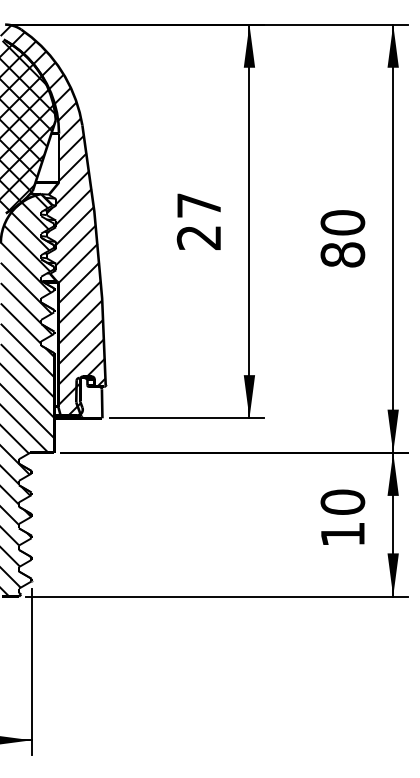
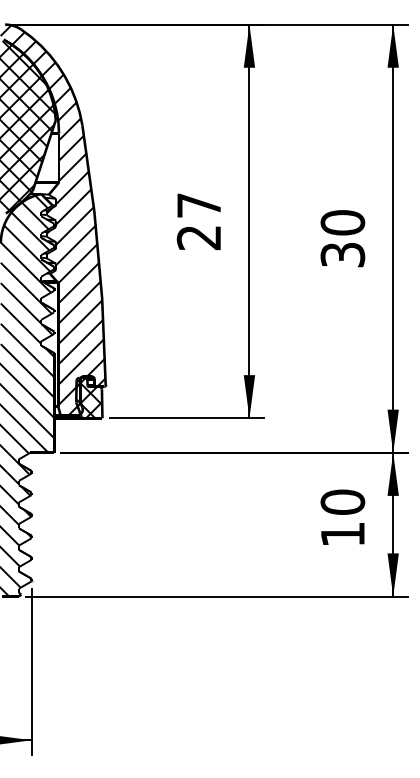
text: 80 -> 30 (342, 254)
hatch: none -> present (89, 398)
